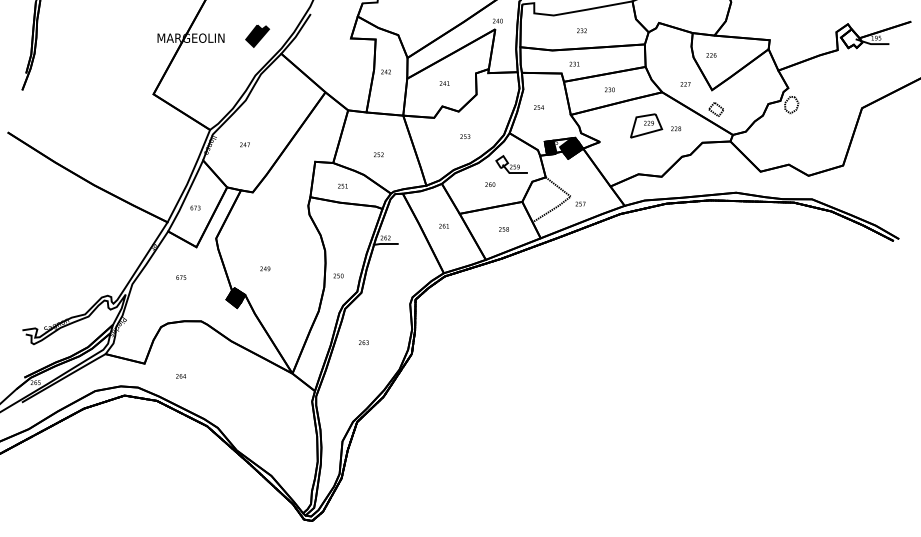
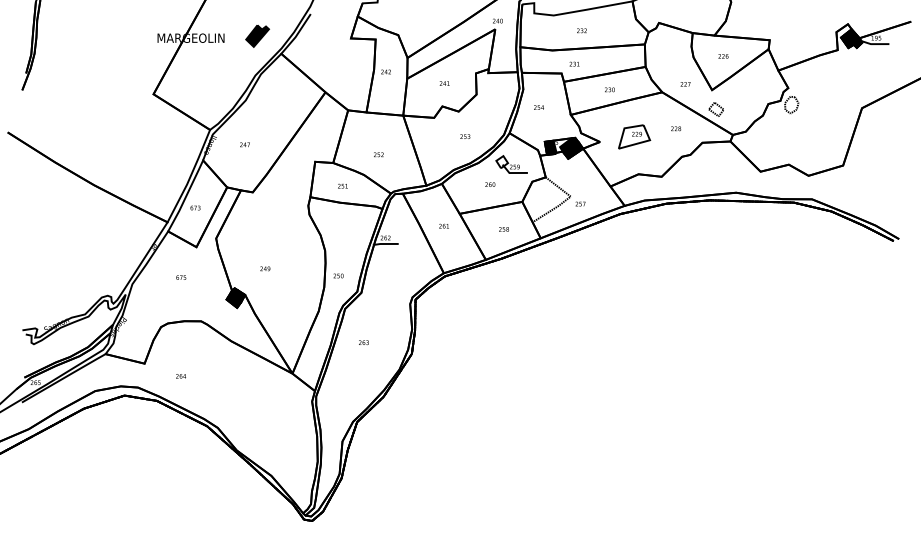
fill: none -> present (851, 38)
text position: (711, 55) -> (723, 56) (723, 56)
part position: (646, 125) -> (634, 136) (634, 136)
